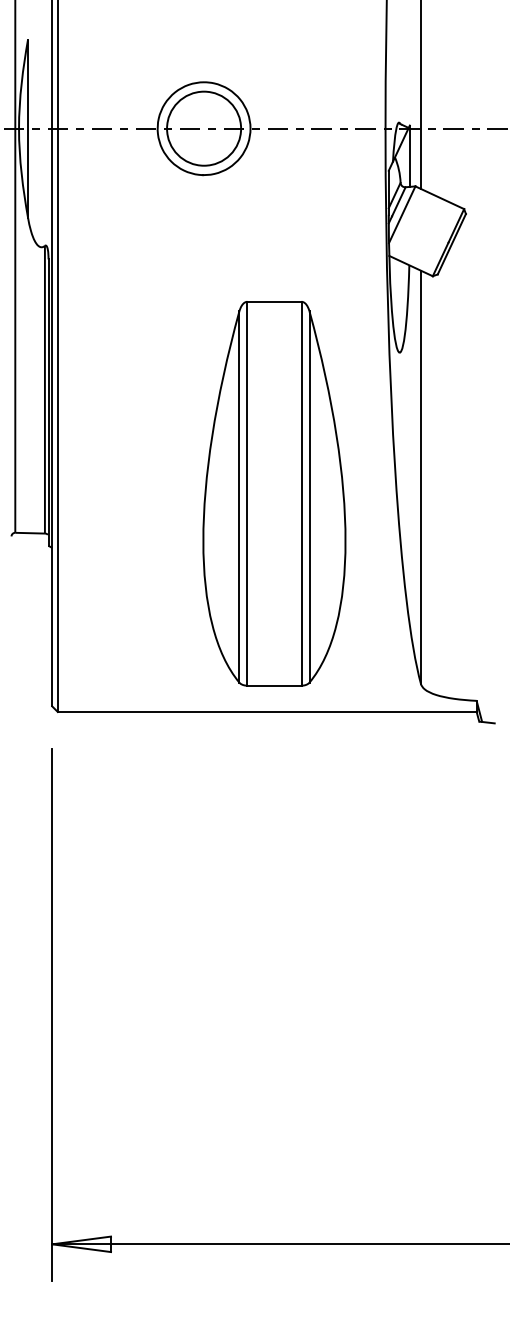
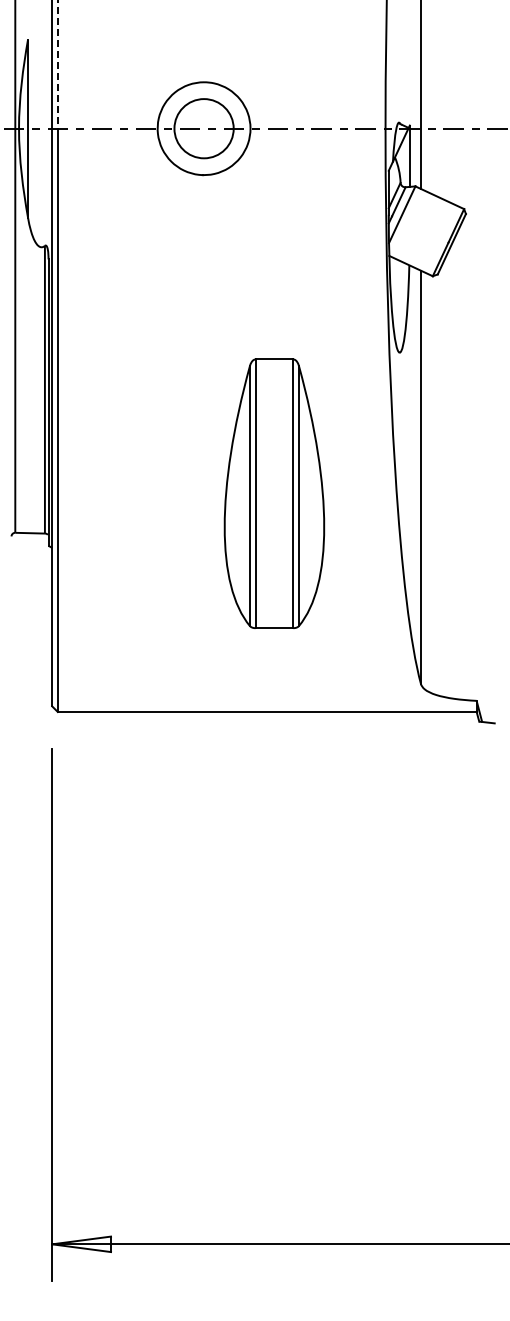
line: solid -> dashed (57, 64)
circle diameter: 74 px -> 59 px (203, 128)
part size: 145x386 px -> 103x271 px (274, 493)
